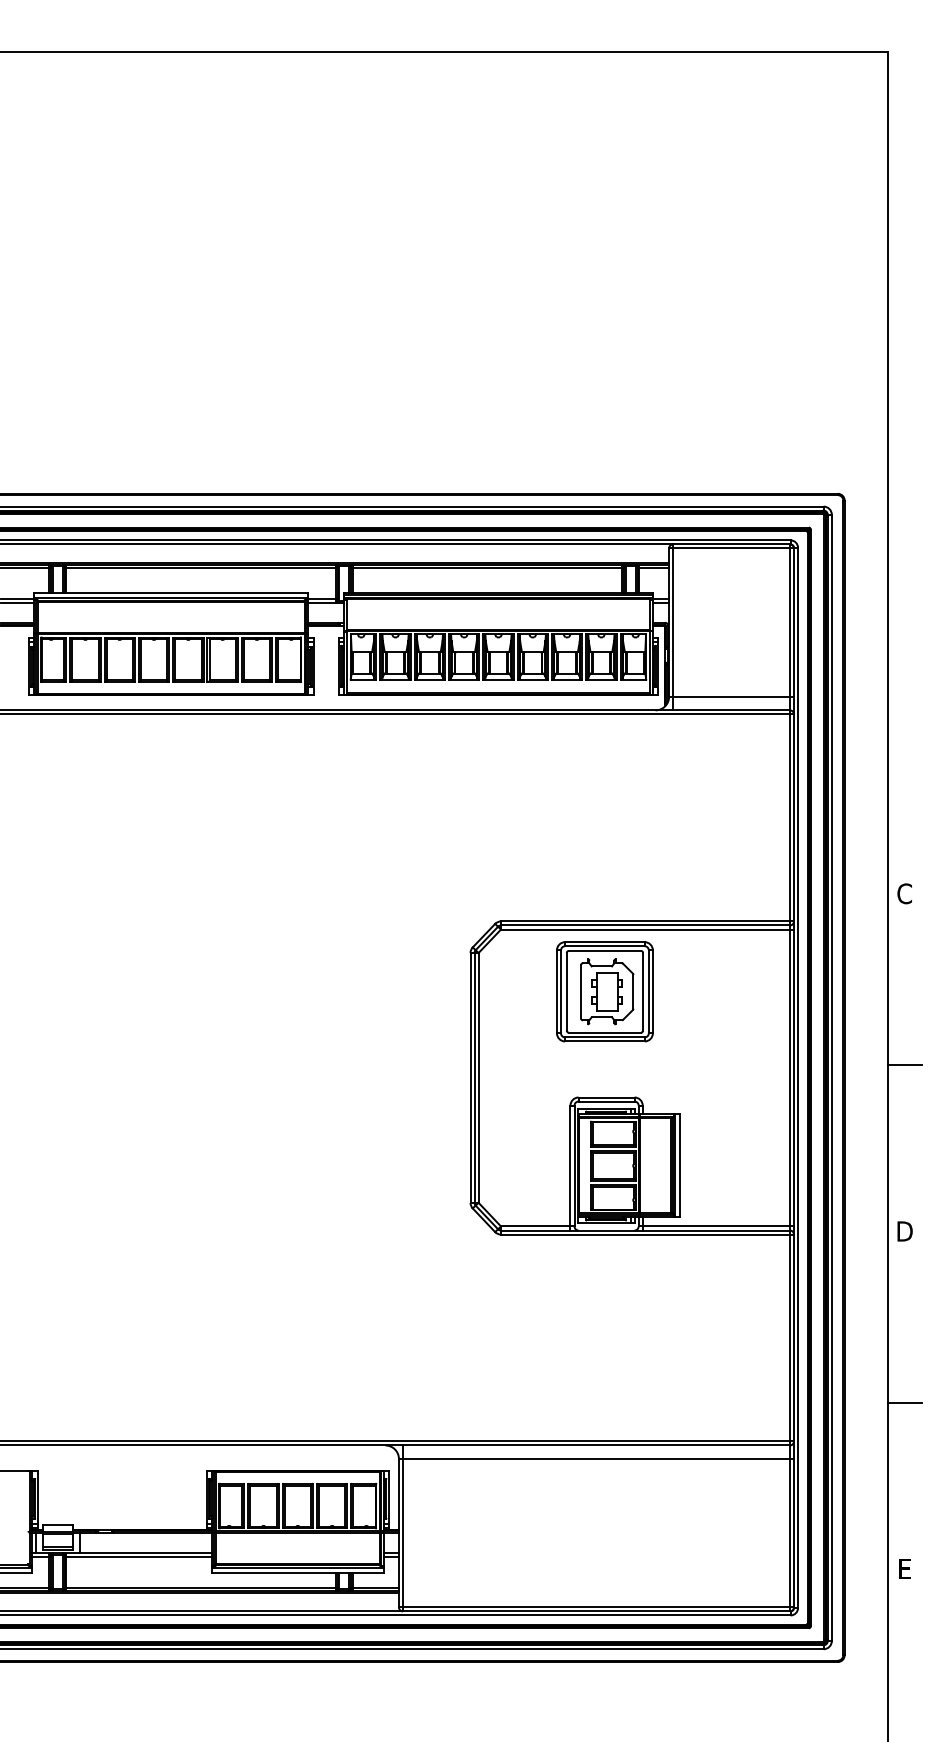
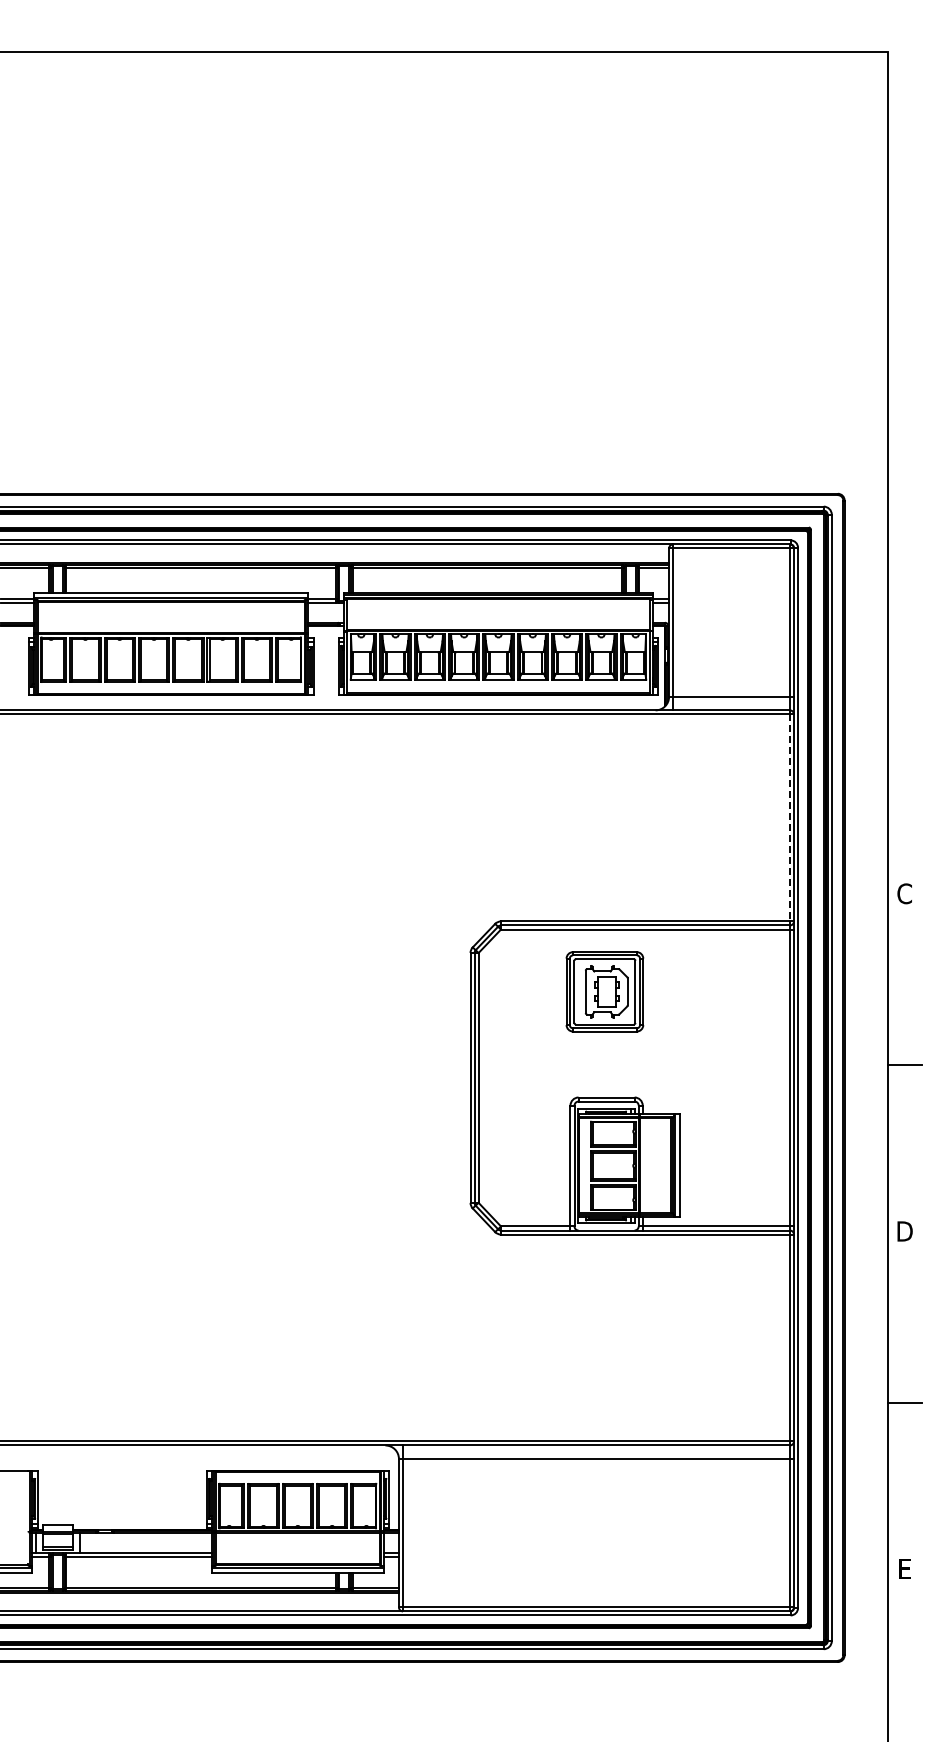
line: solid -> dashed (789, 817)
part size: 98x102 px -> 80x82 px (604, 991)
